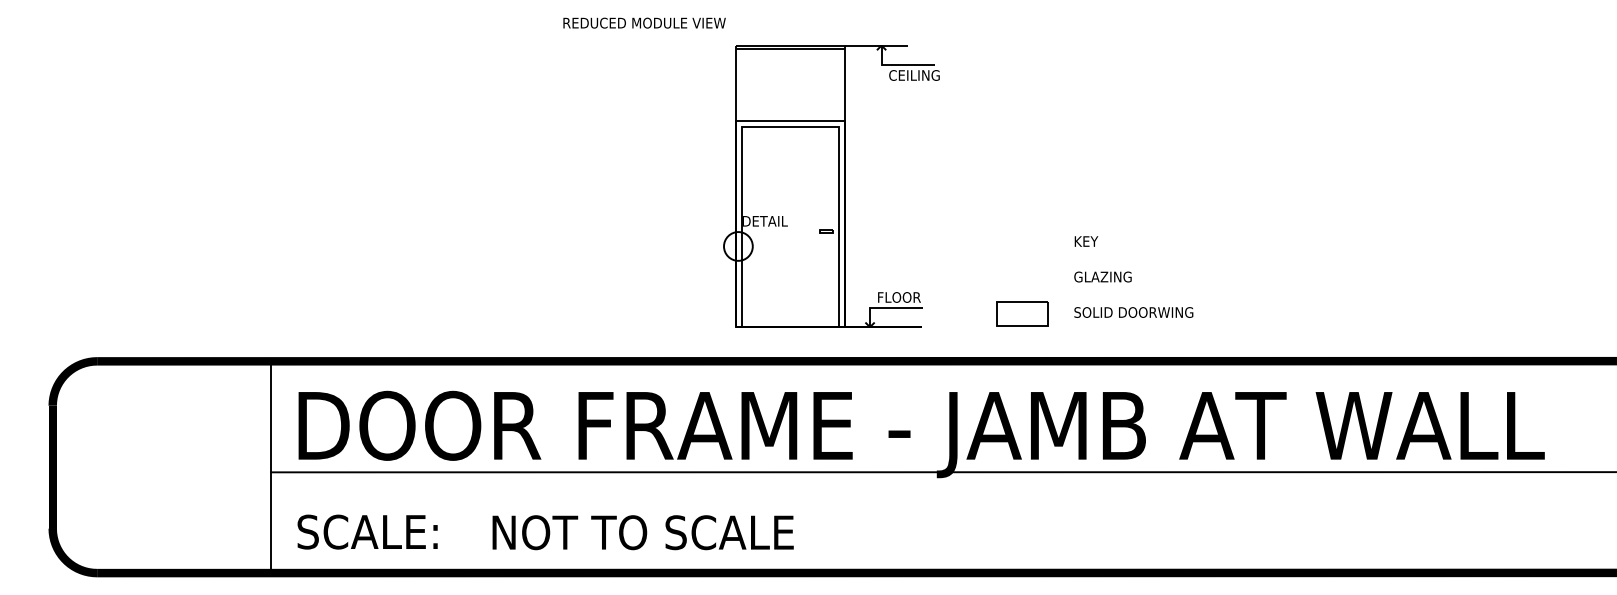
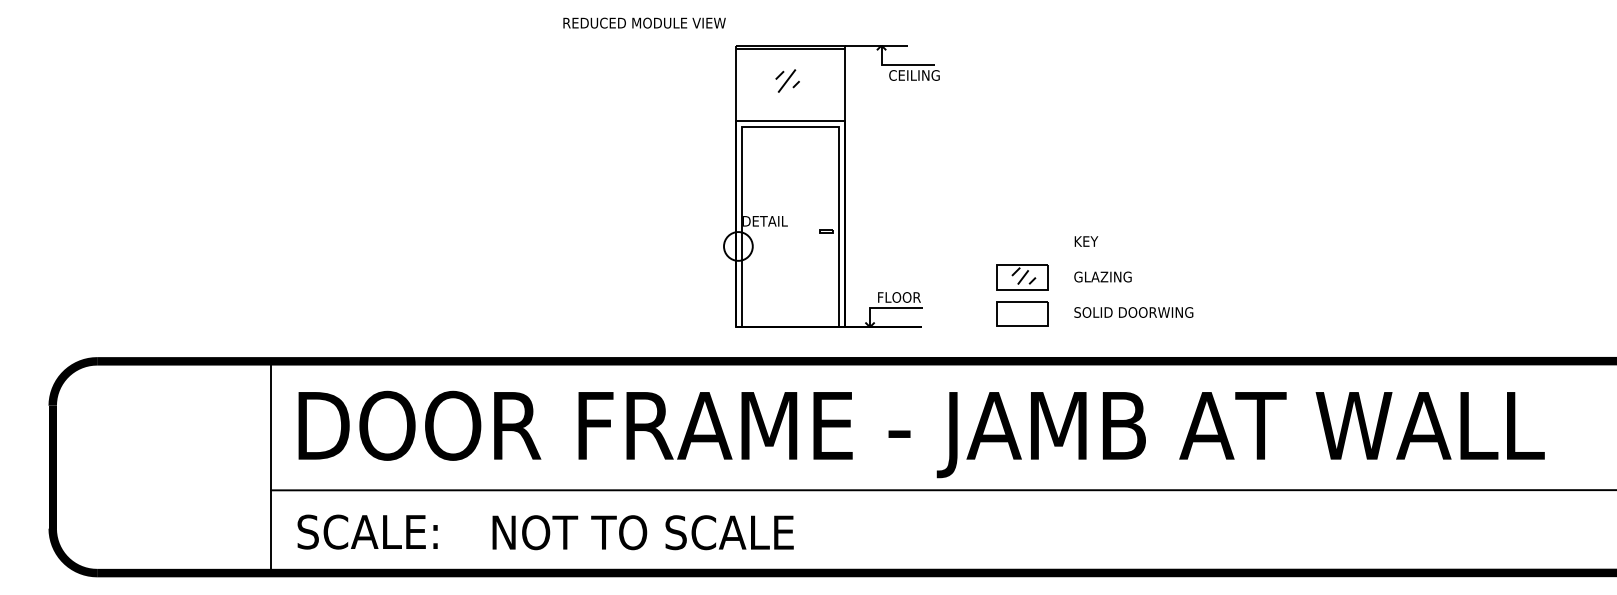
part: none -> present (787, 80)
part: none -> present (1022, 277)
line position: (942, 472) -> (942, 490) (942, 490)
